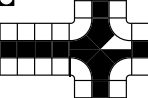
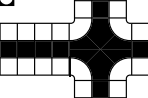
fill: none -> present (115, 41)
